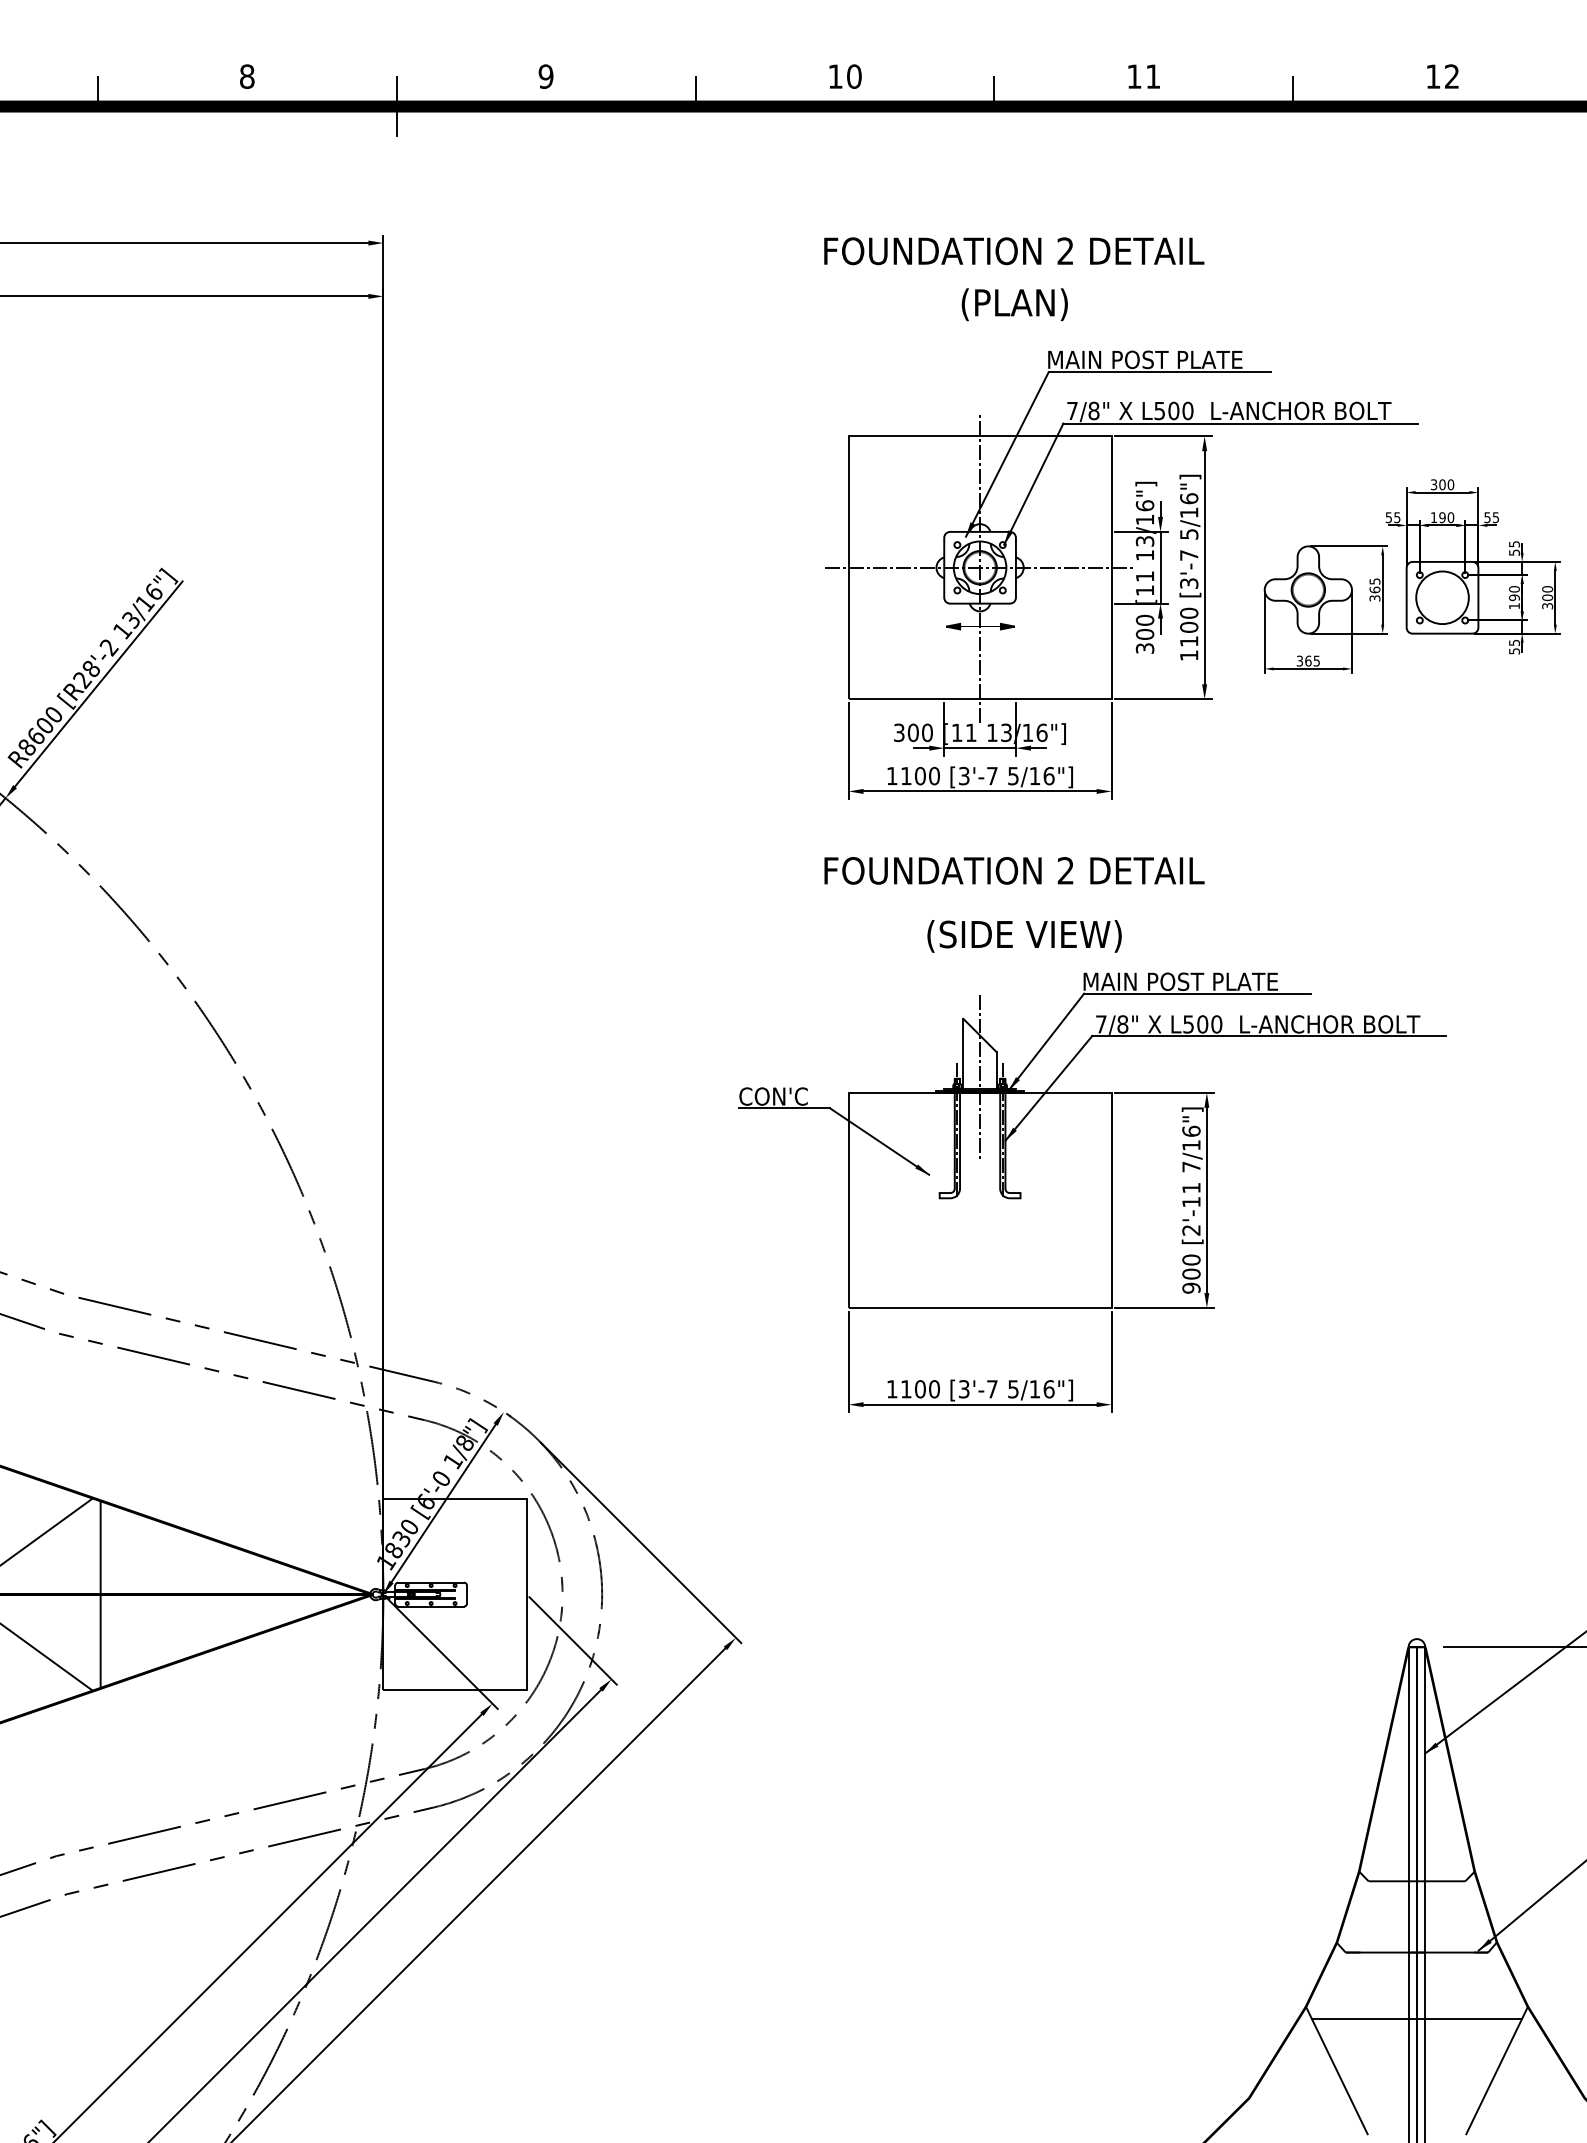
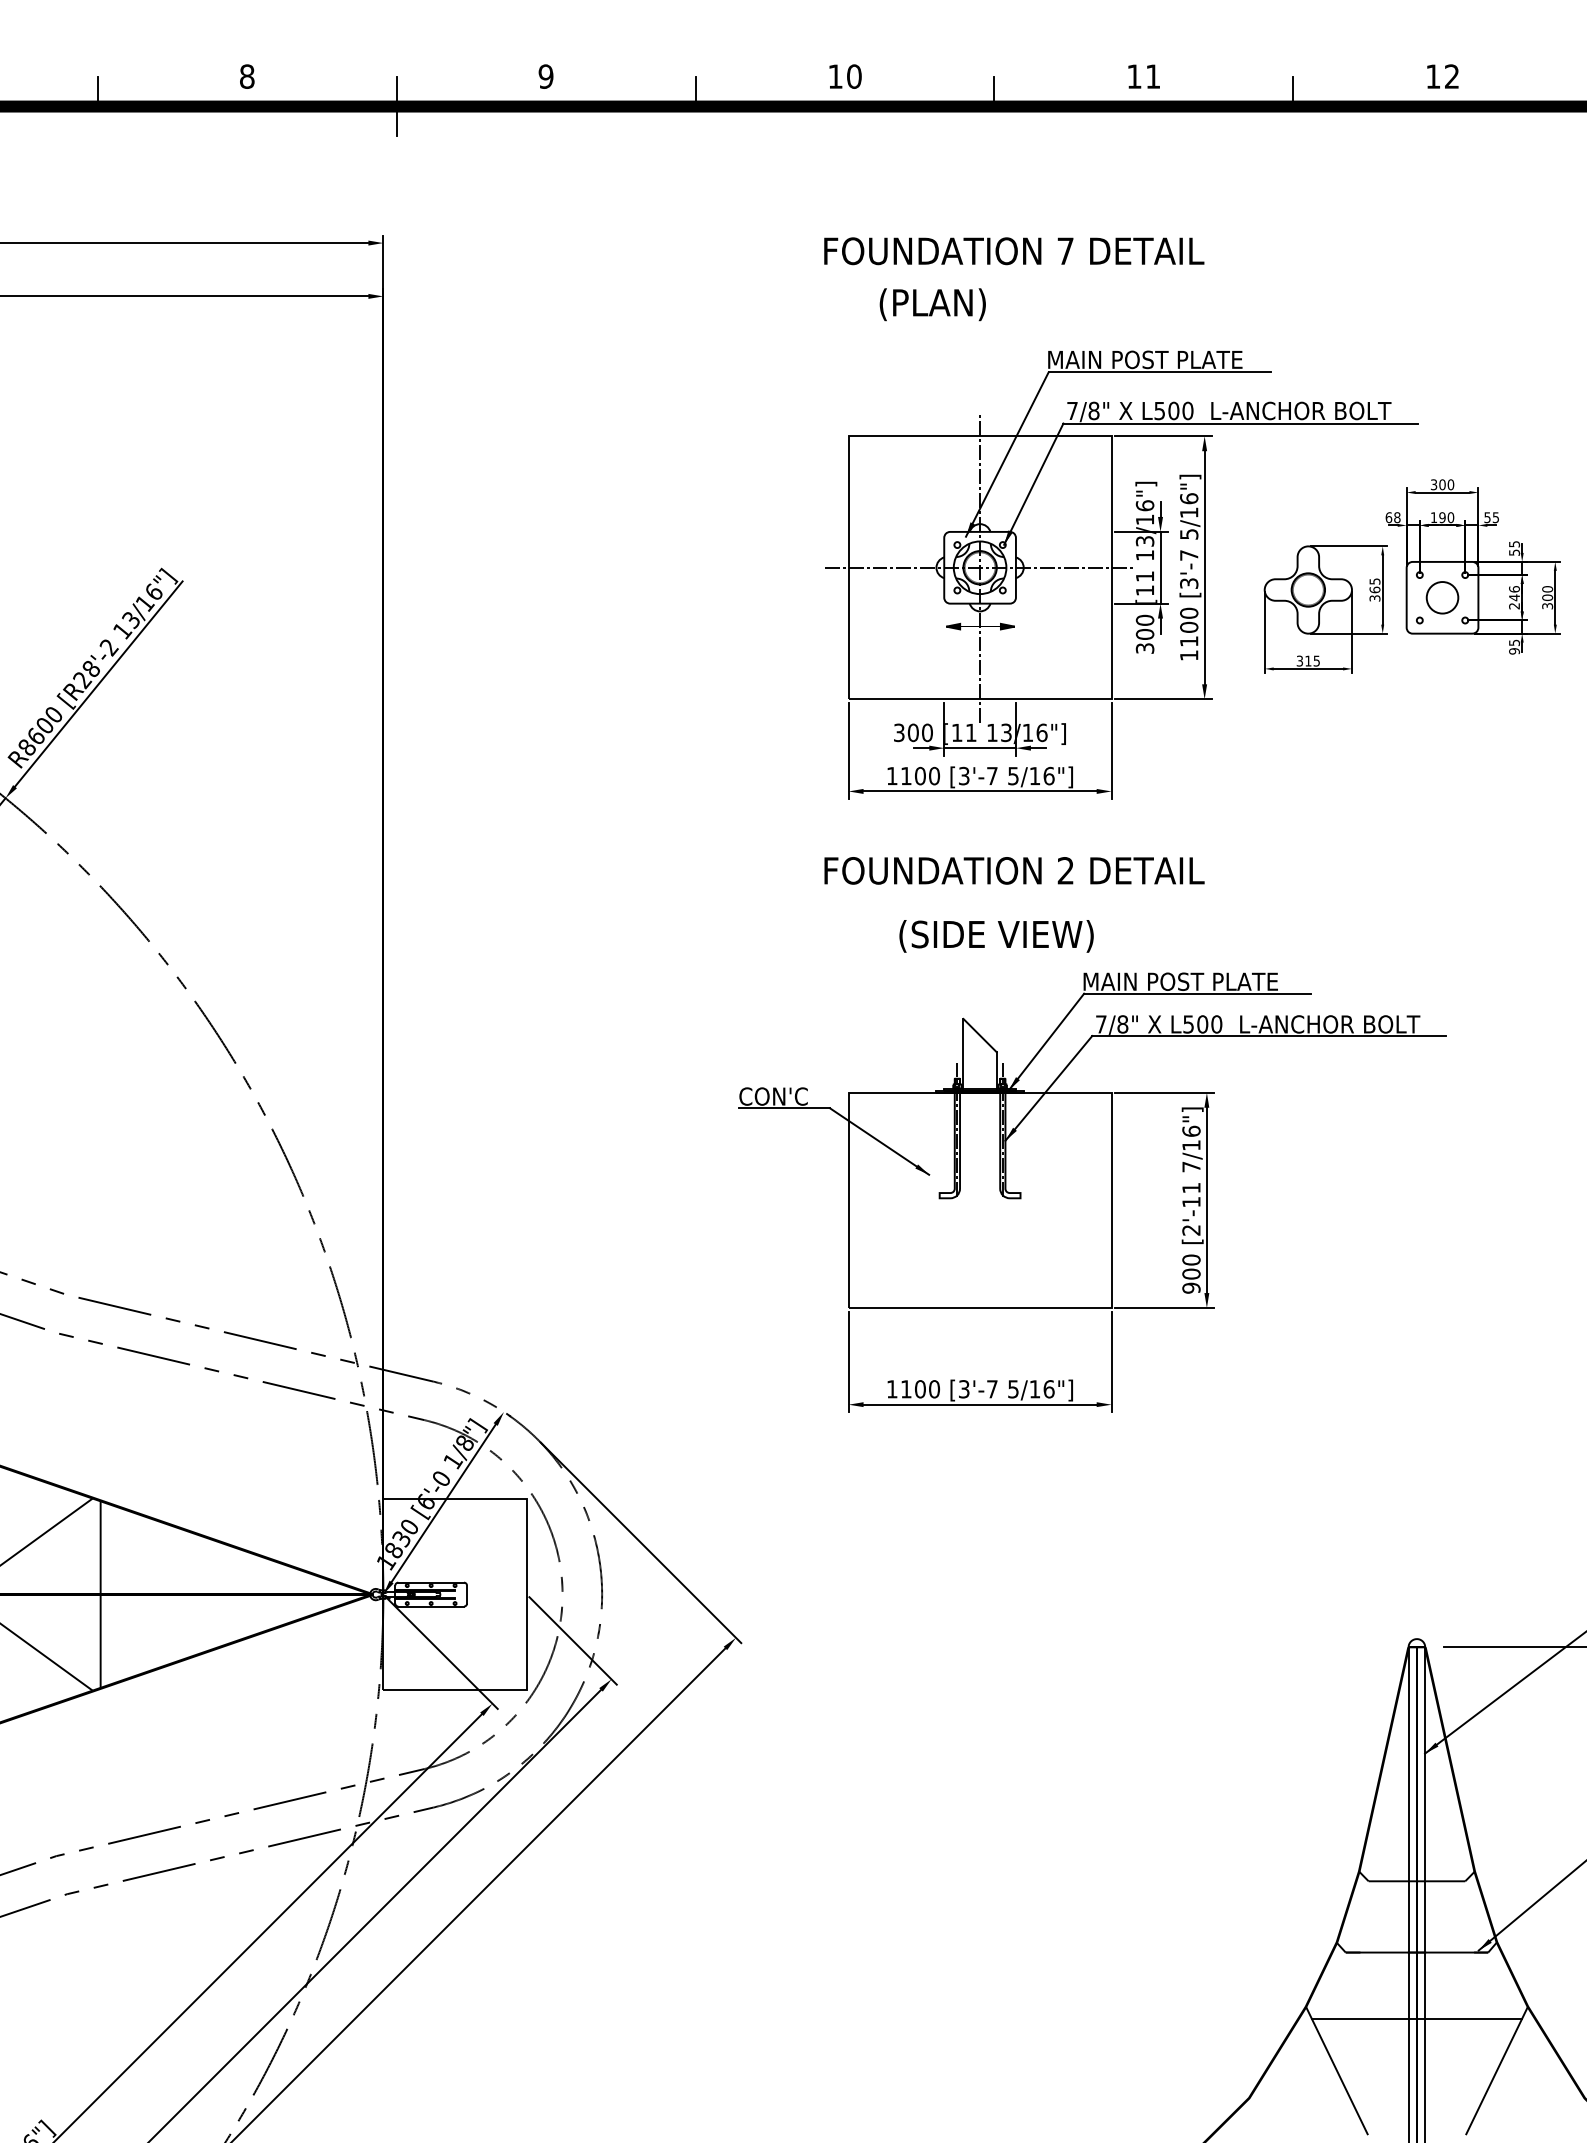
text: 2 -> 7 (1065, 250)
text position: (1014, 304) -> (932, 304) (932, 304)
text: 55 -> 68 (1392, 517)
circle diameter: 53 px -> 32 px (1442, 597)
text: 190 -> 246 (1514, 597)
text: 55 -> 95 (1514, 651)
text: 365 -> 315 (1308, 660)
text position: (1024, 936) -> (996, 936) (996, 936)
line: present -> none (980, 1076)
